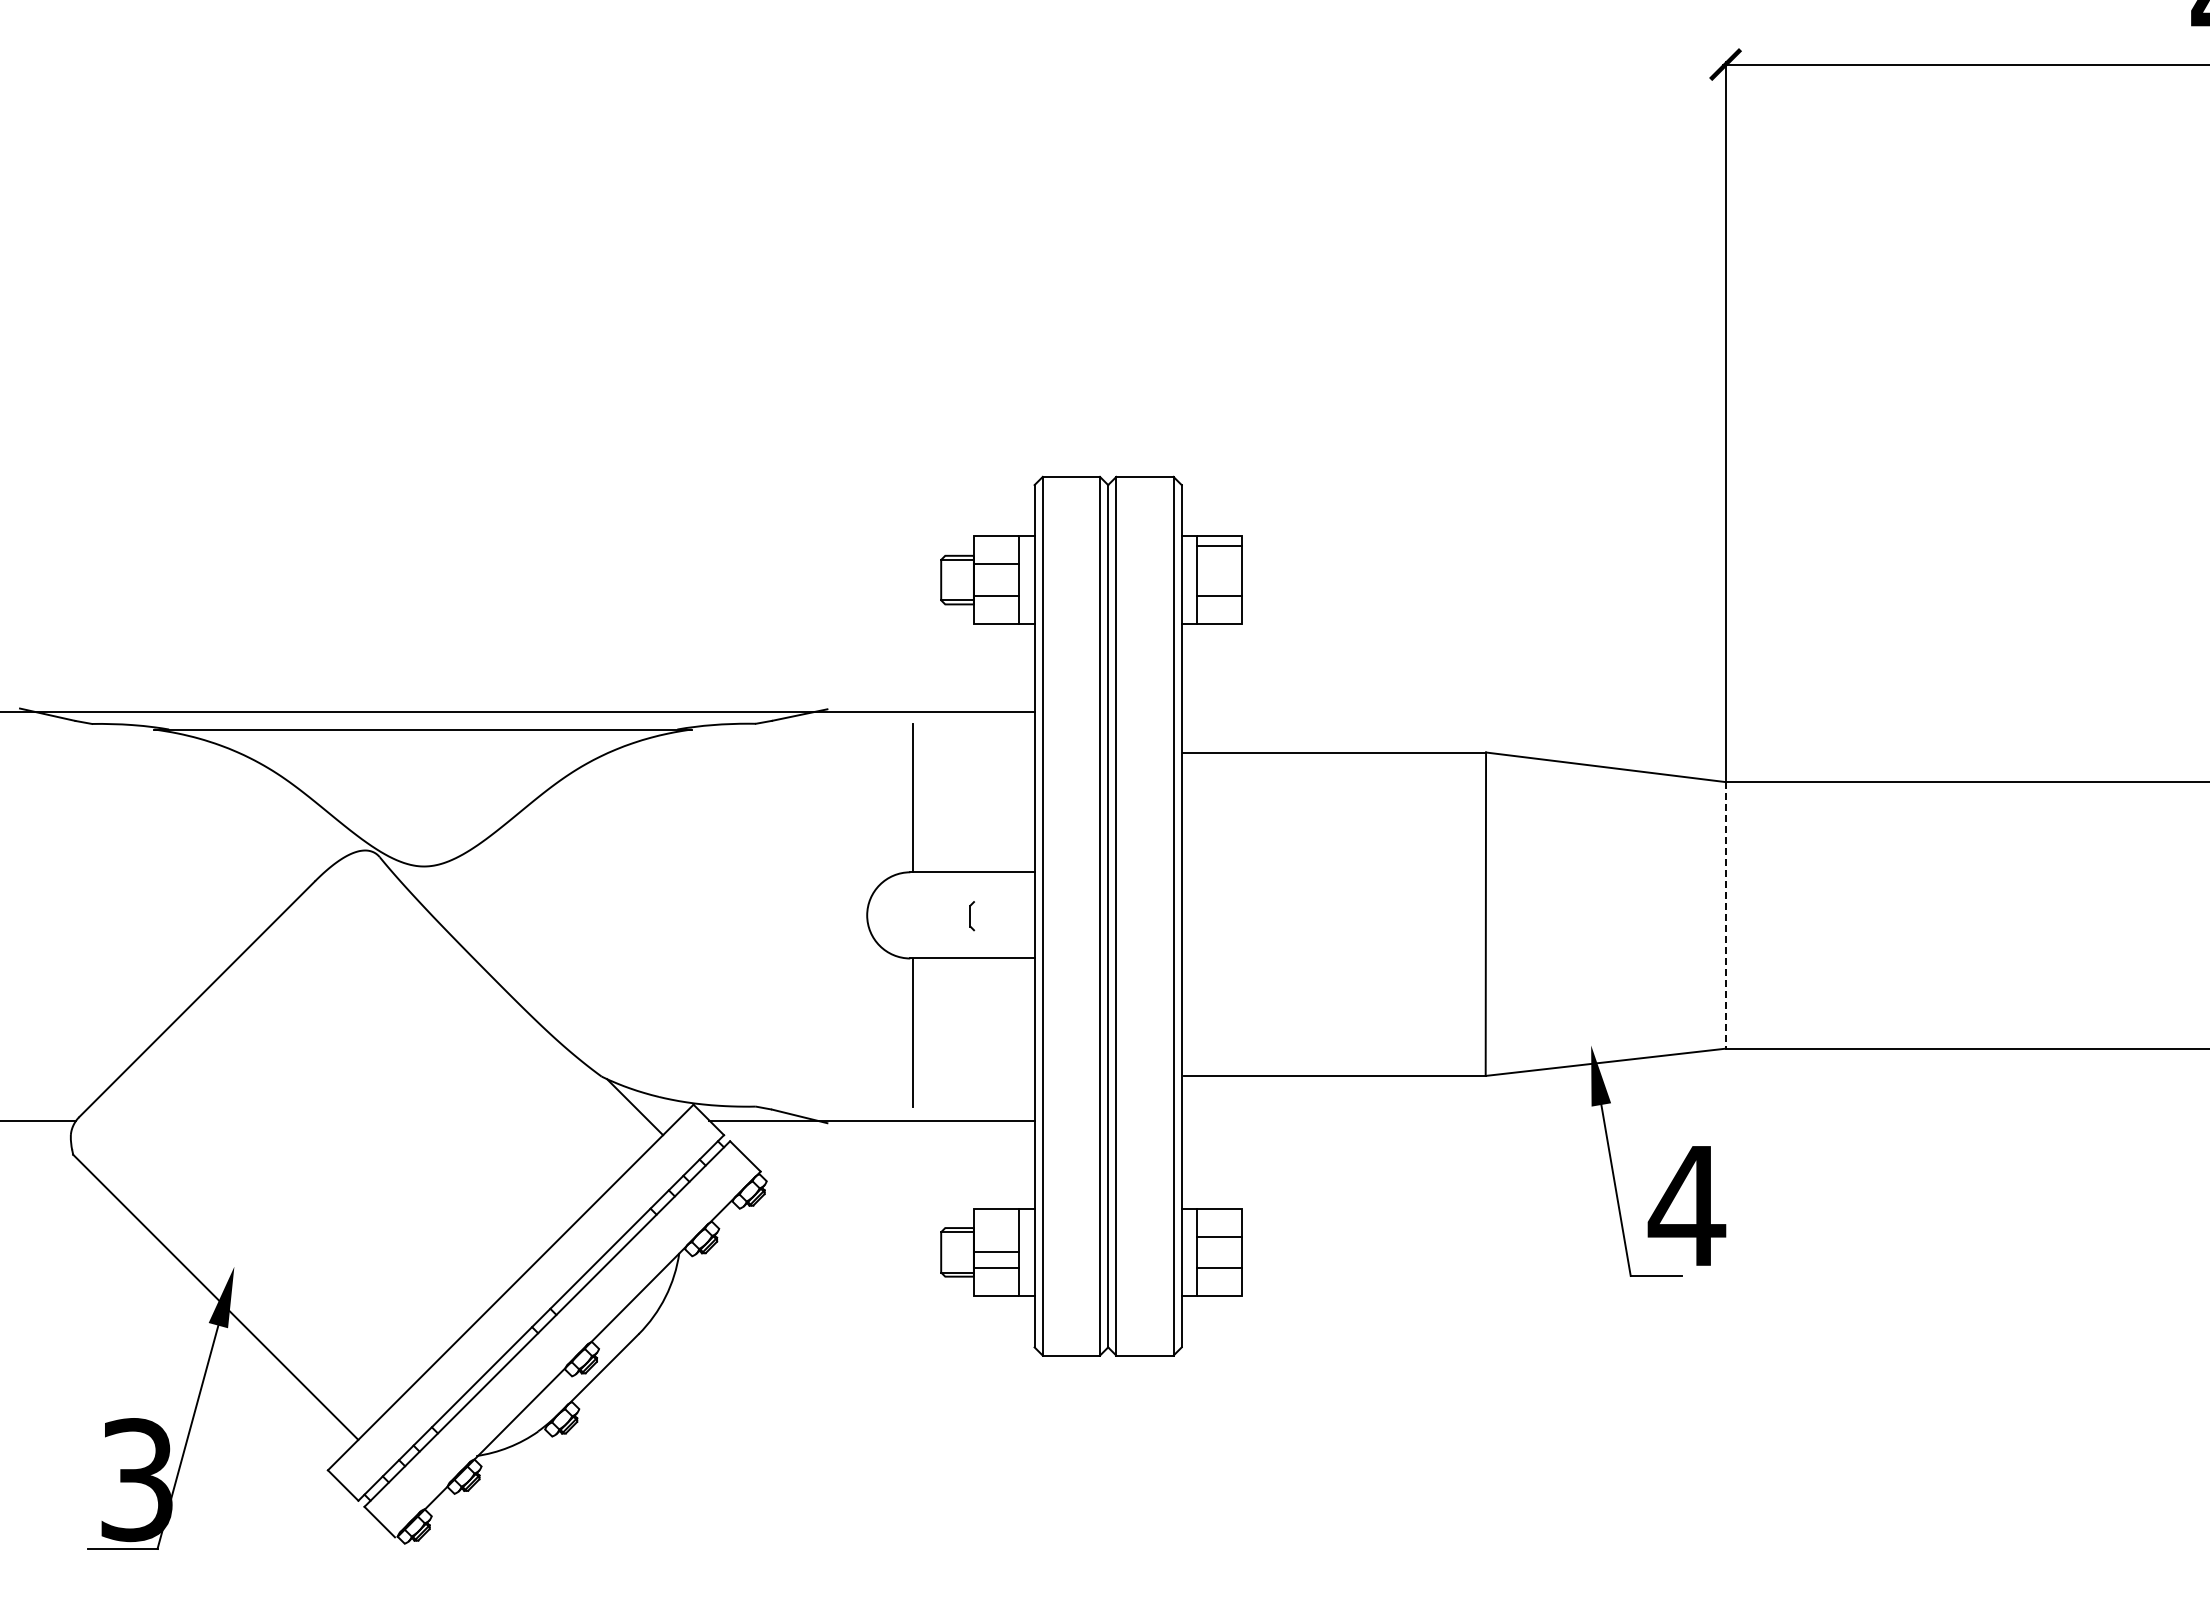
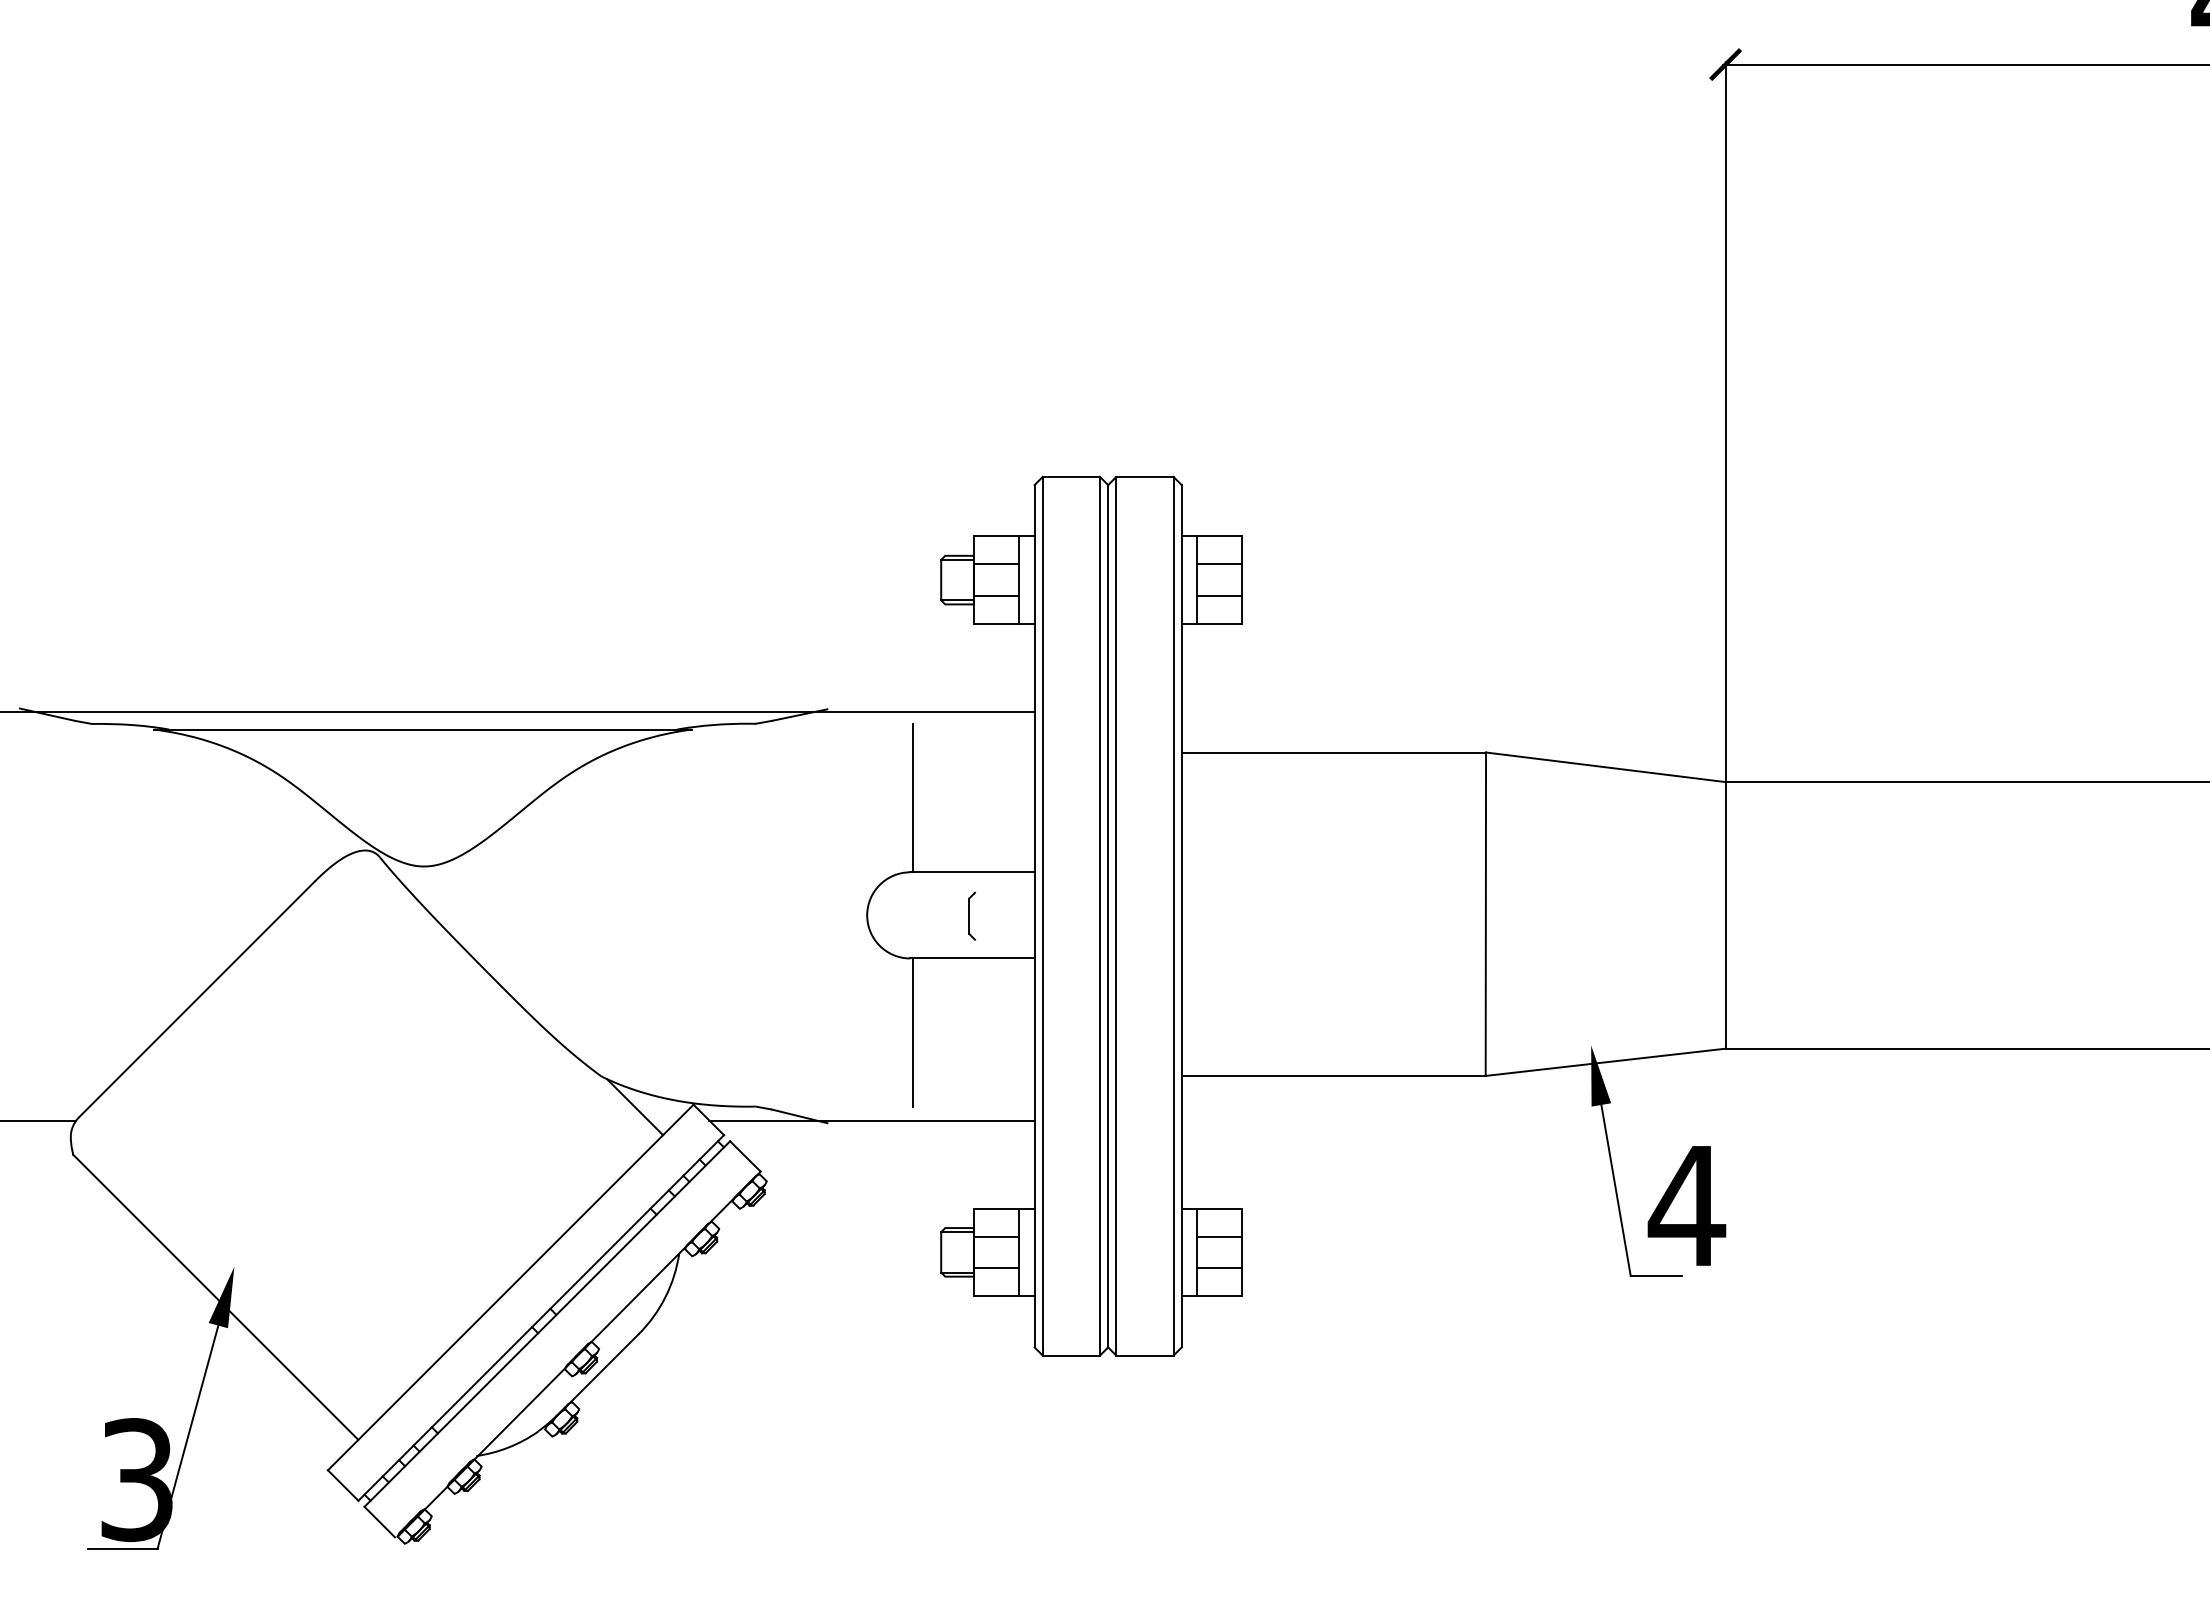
line position: (1219, 546) -> (1219, 564) (1219, 564)
line: dashed -> solid (1725, 915)
part size: 7x31 px -> 9x50 px (972, 915)
line position: (996, 1251) -> (996, 1236) (996, 1236)
